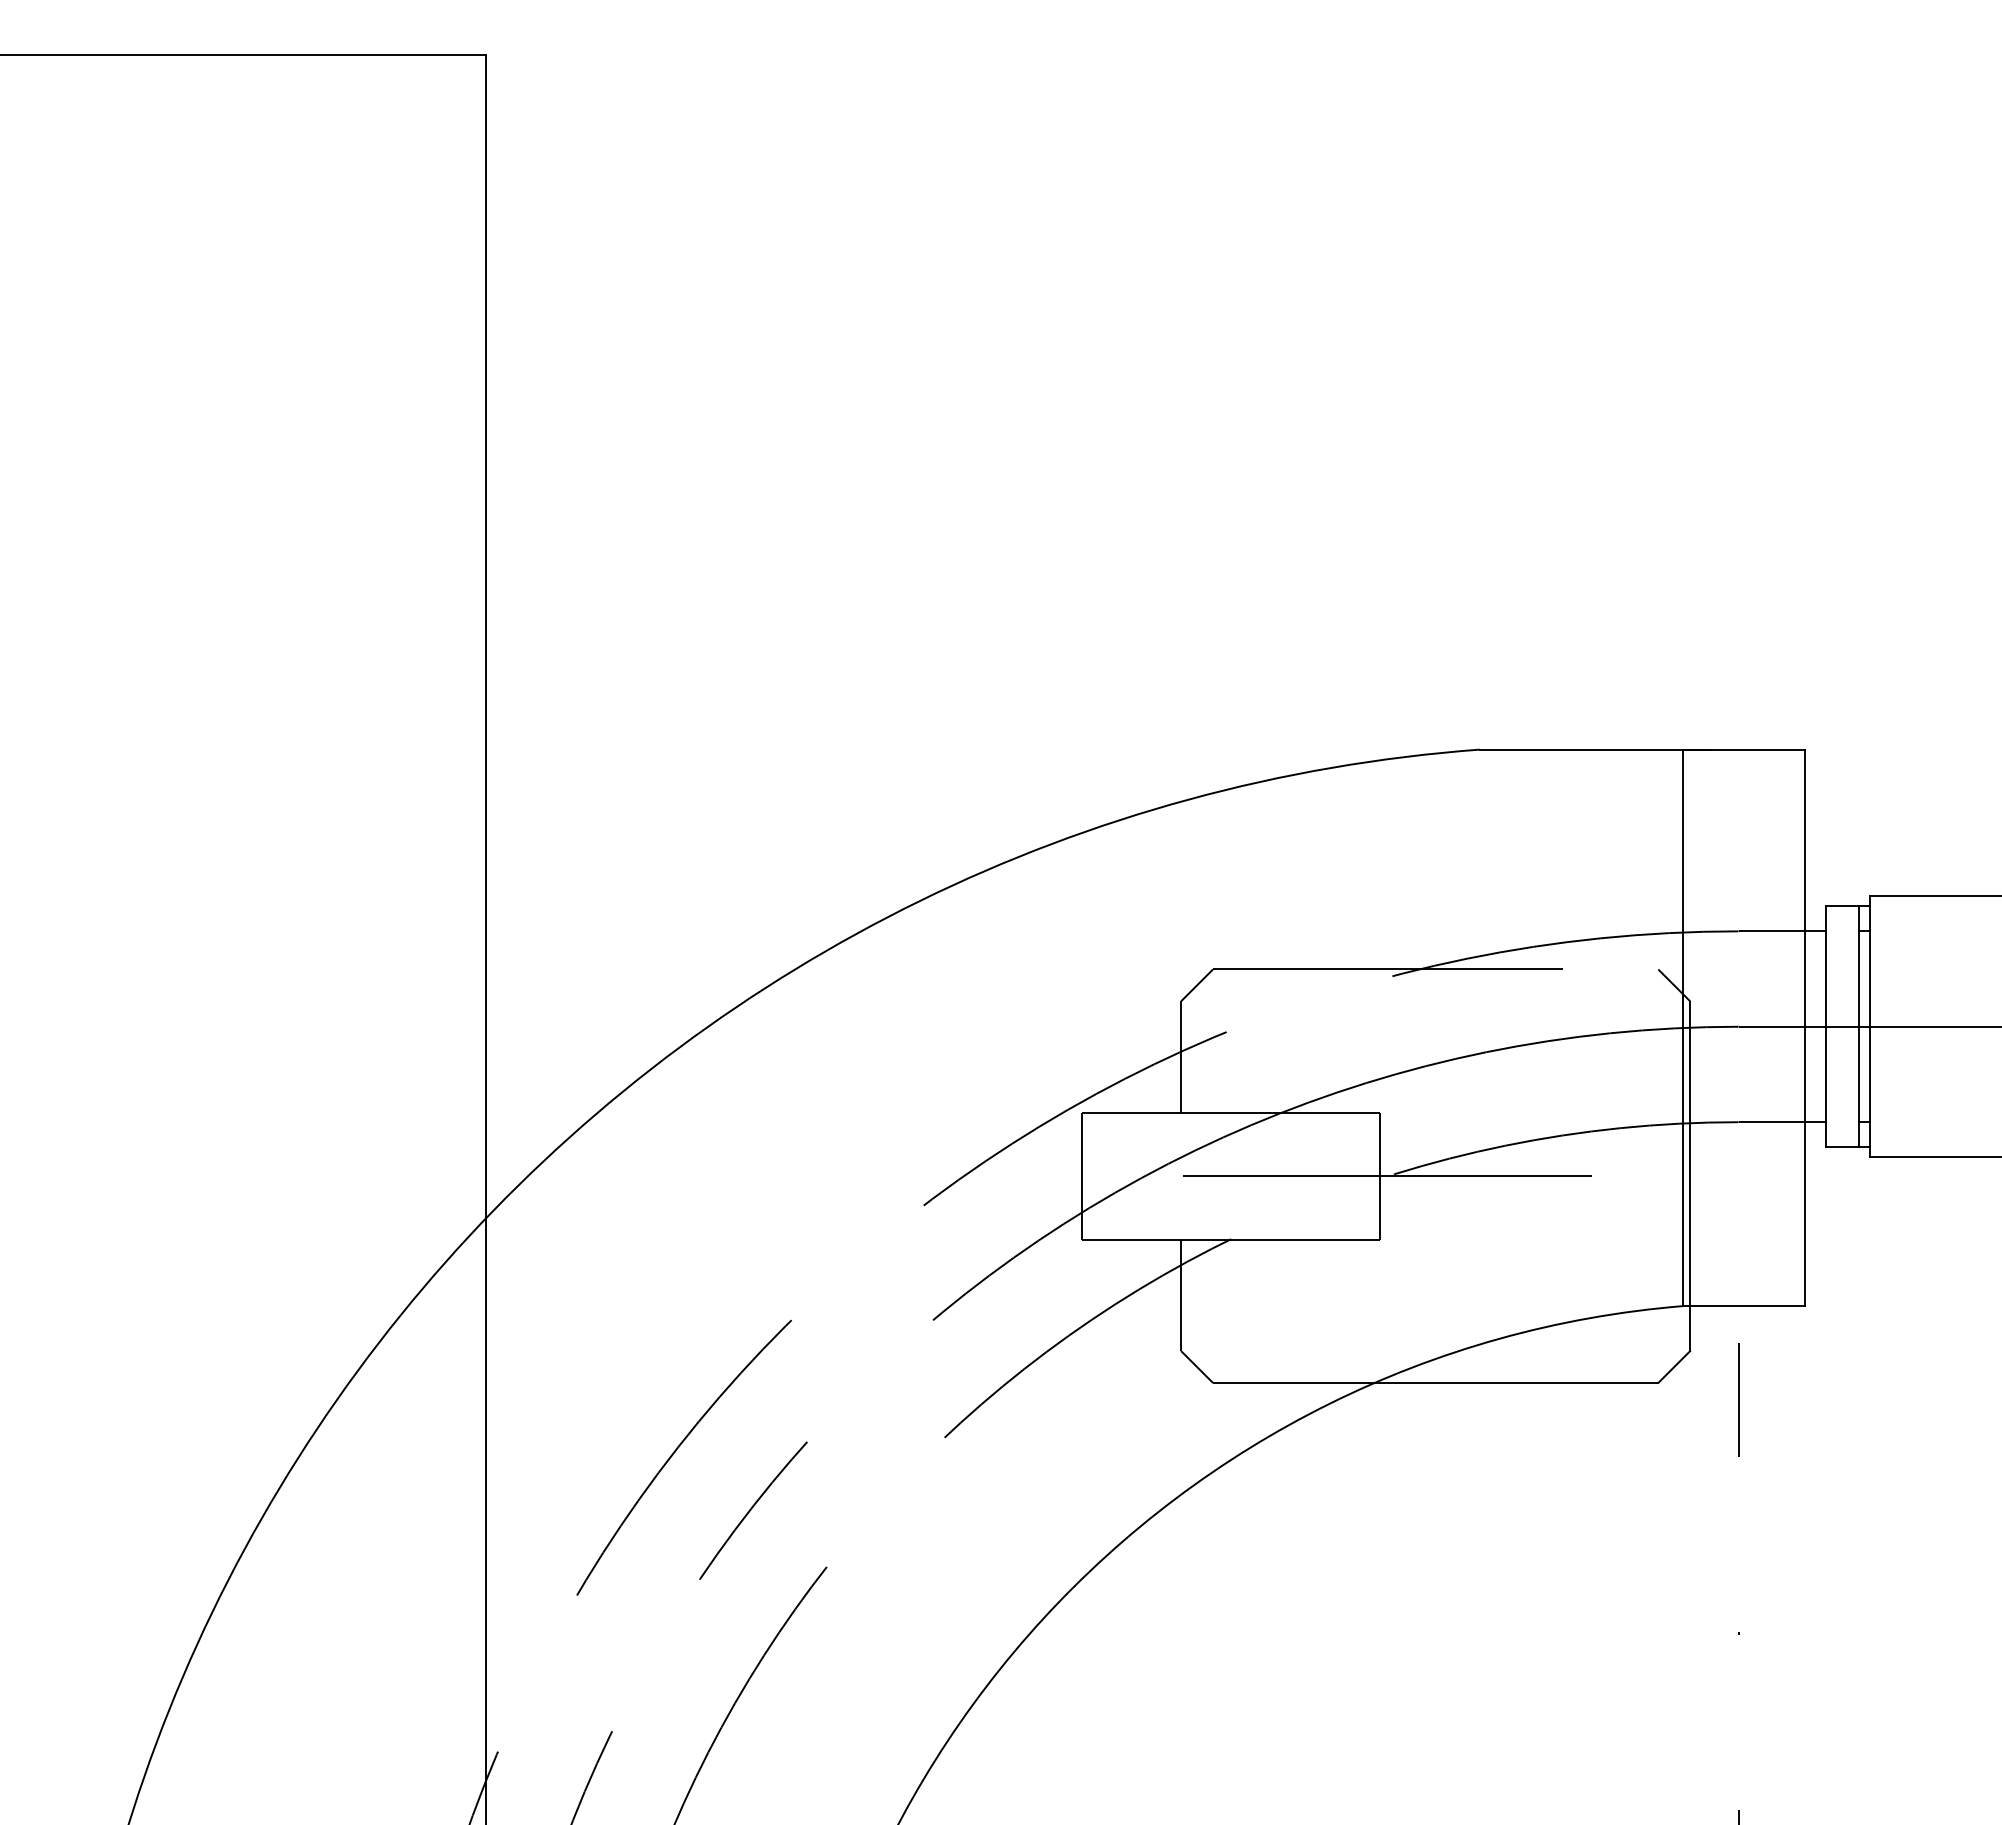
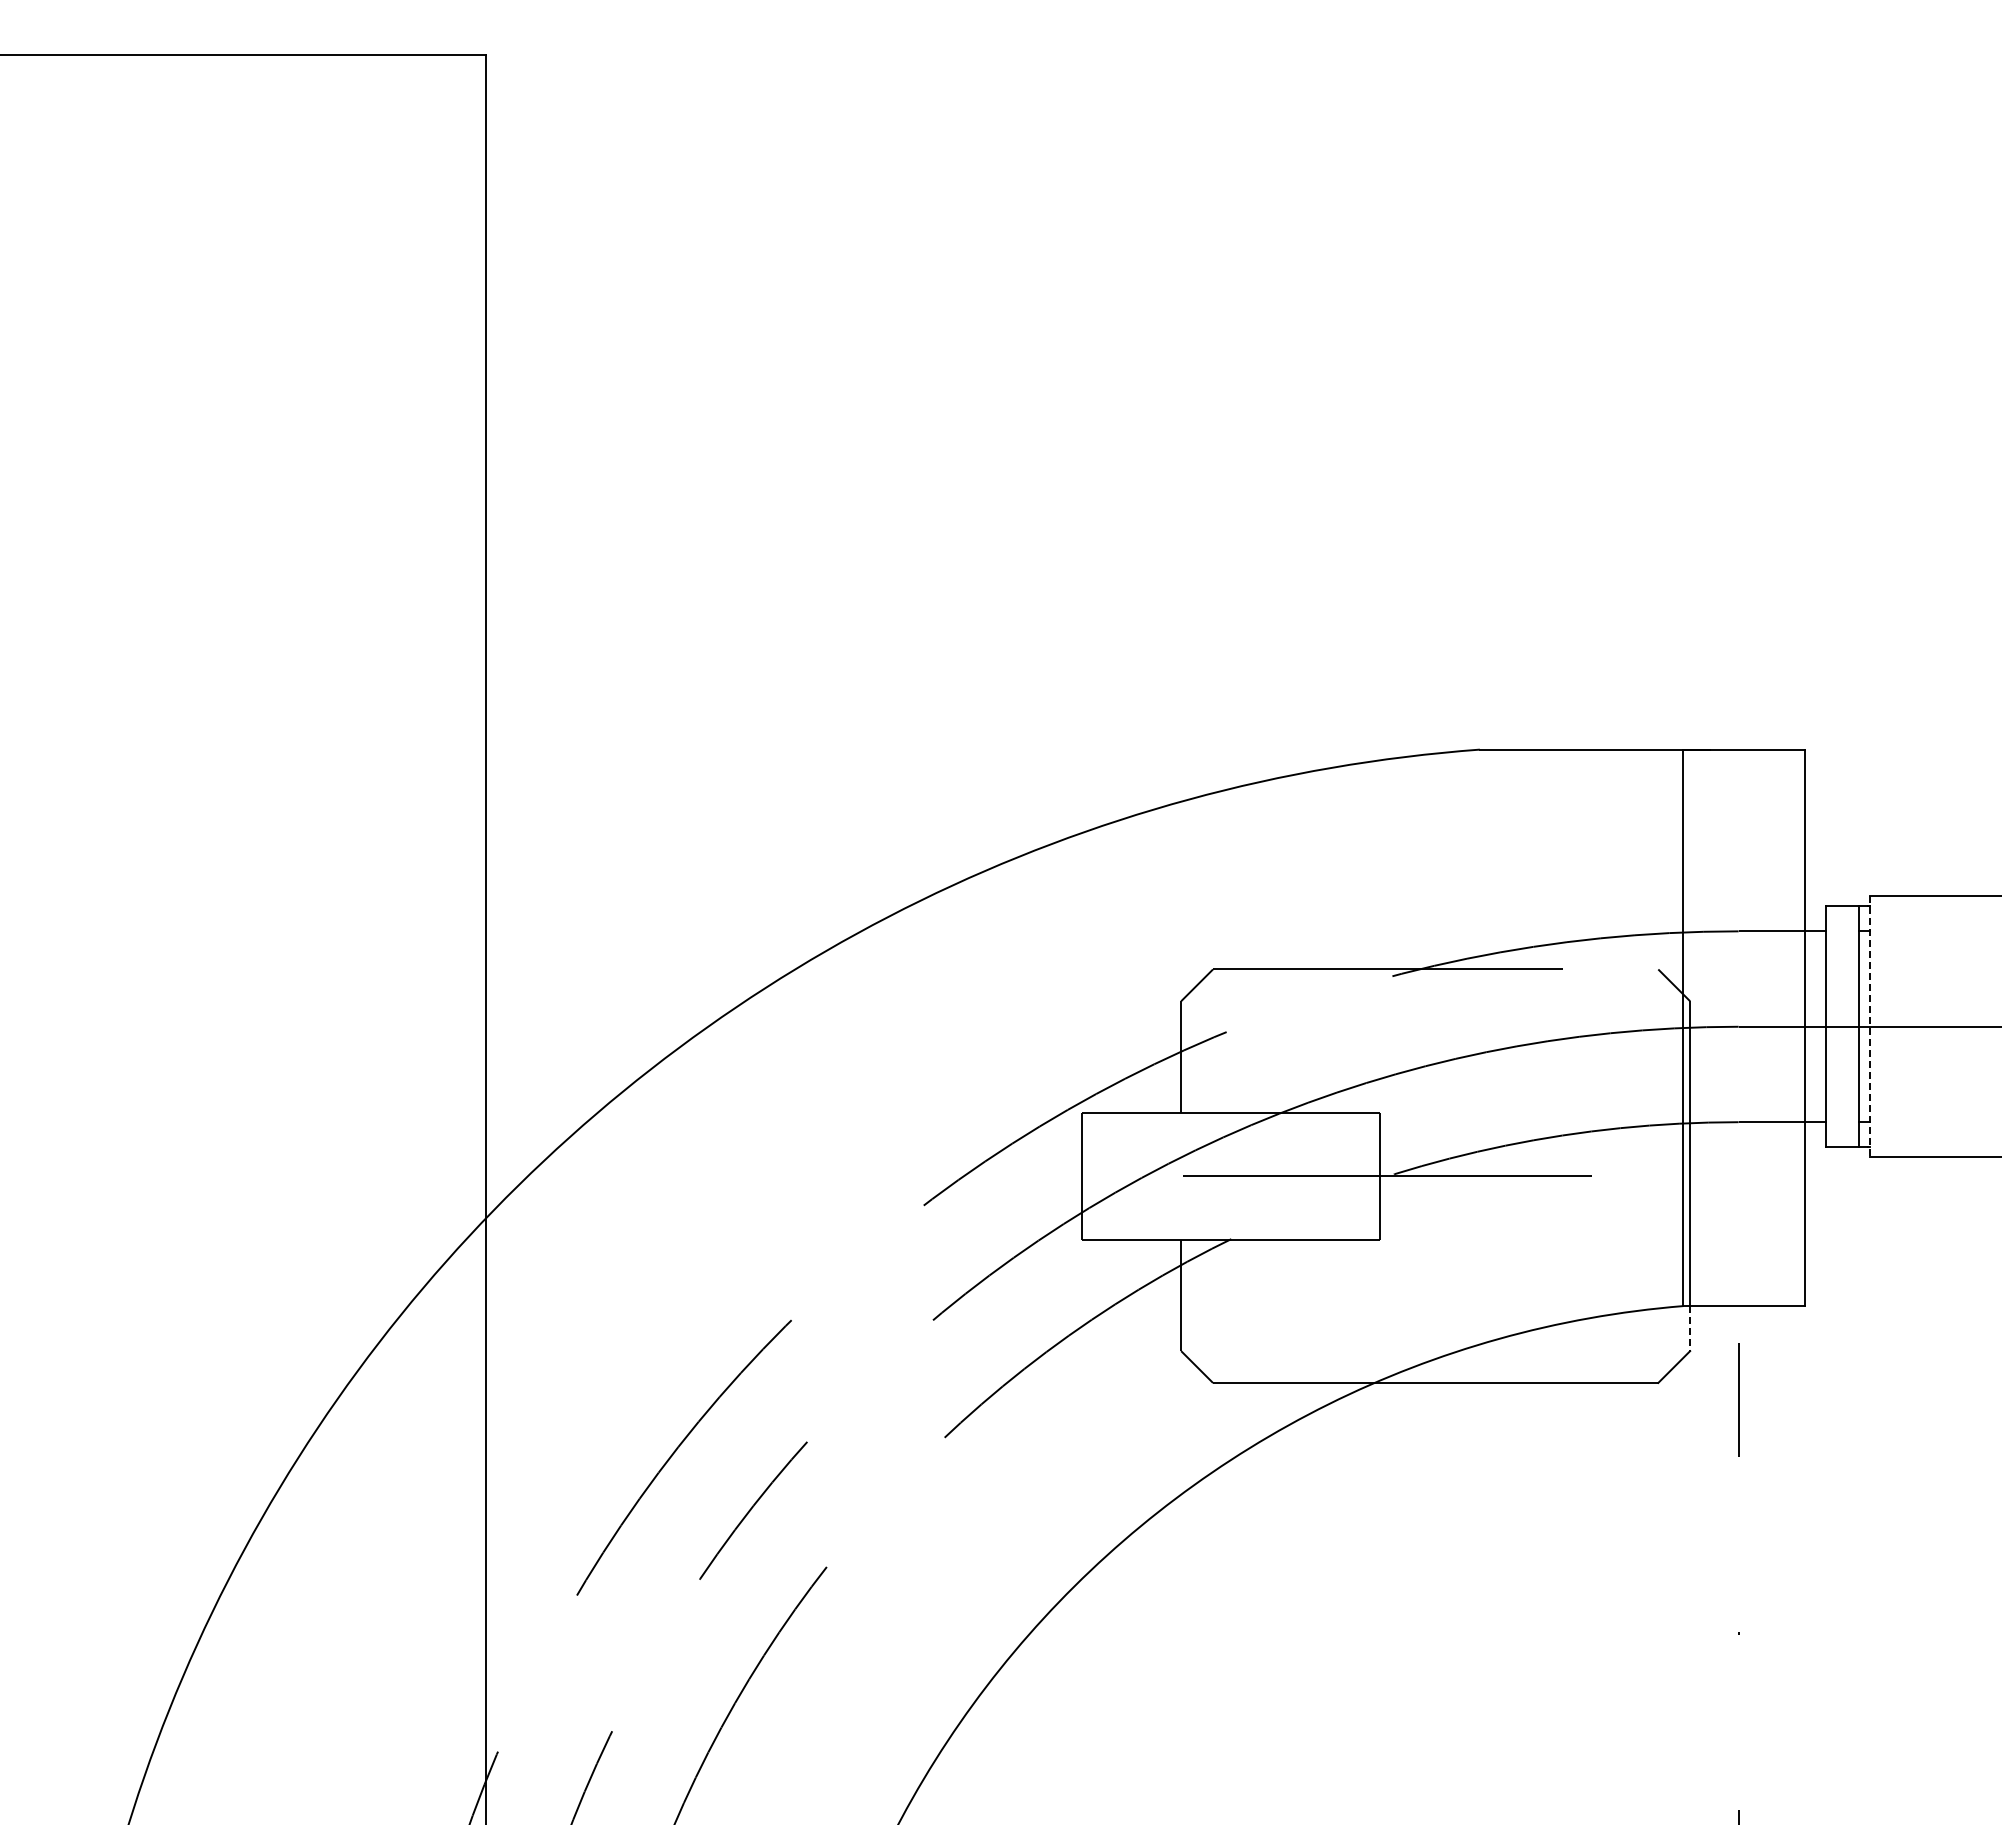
line: solid -> dashed (1869, 1027)
line: solid -> dashed (1690, 1328)
